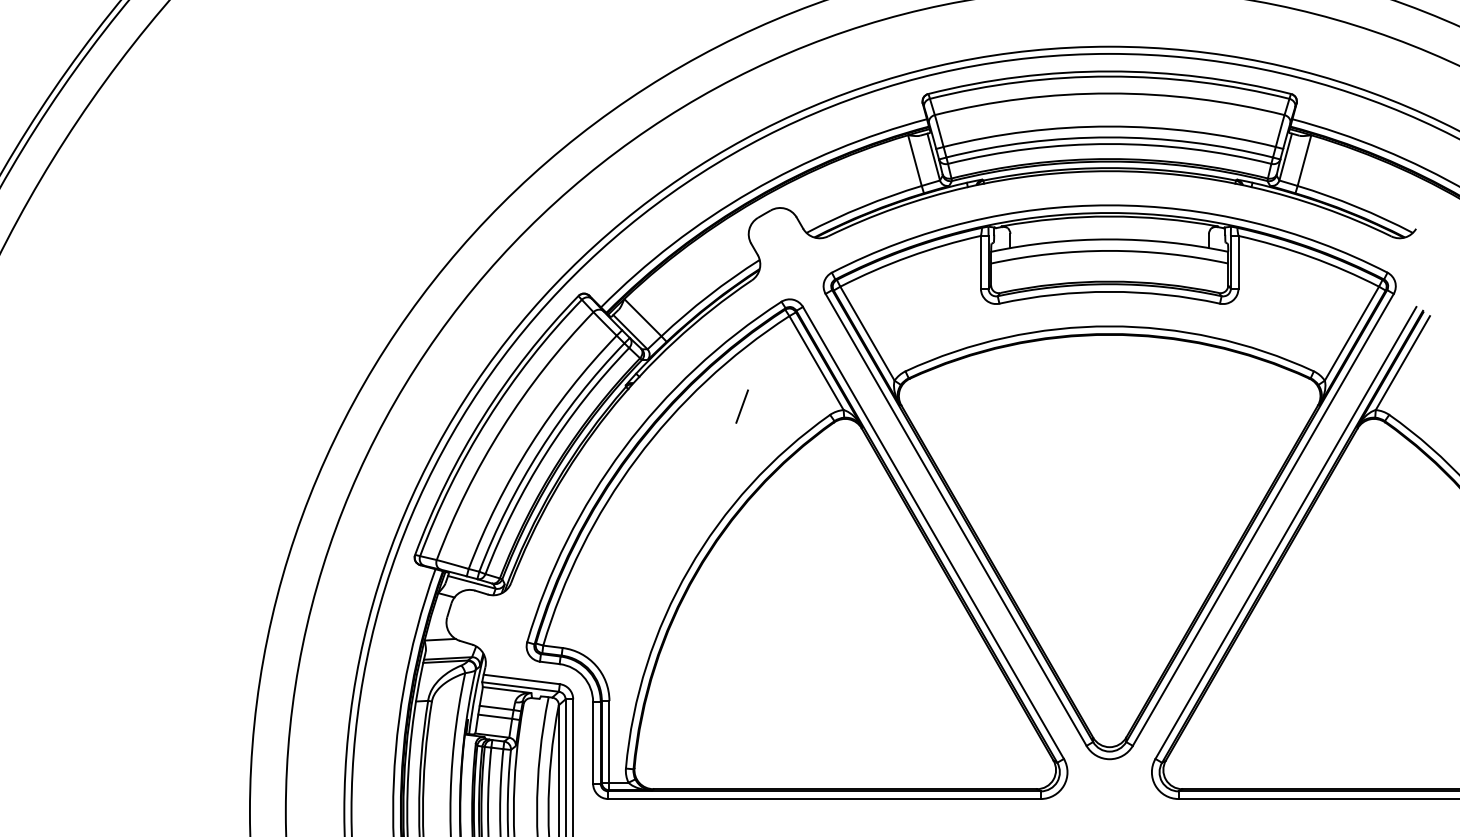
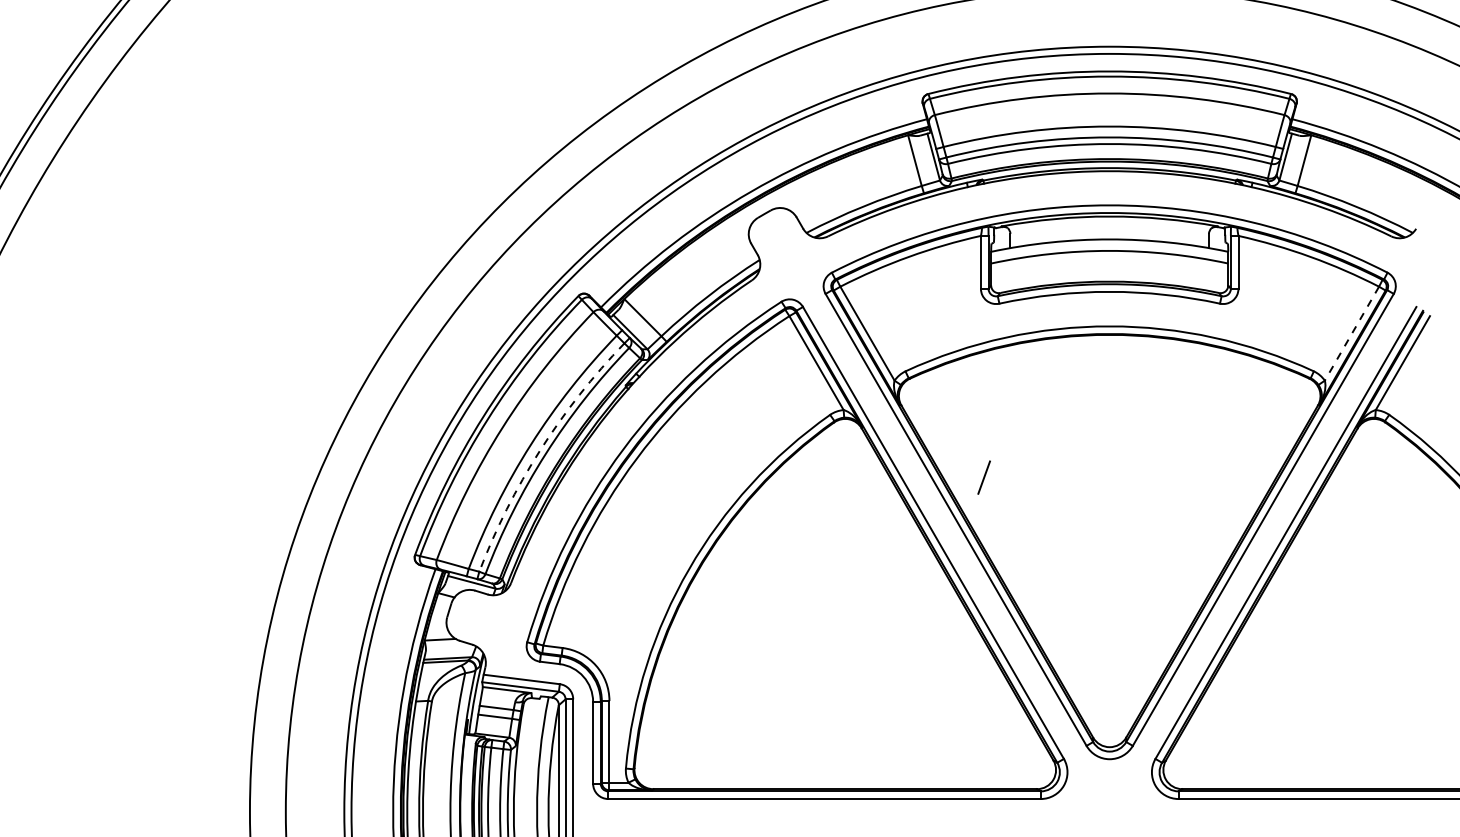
line: solid -> dashed (1351, 334)
line position: (741, 406) -> (983, 477) (983, 477)
arc: solid -> dashed (540, 450)
